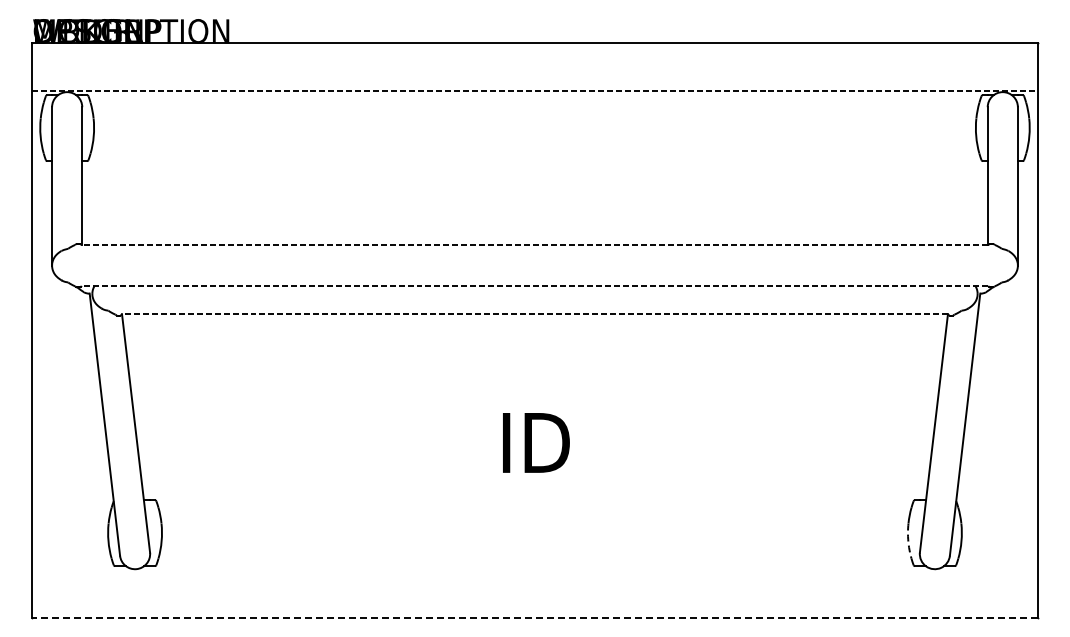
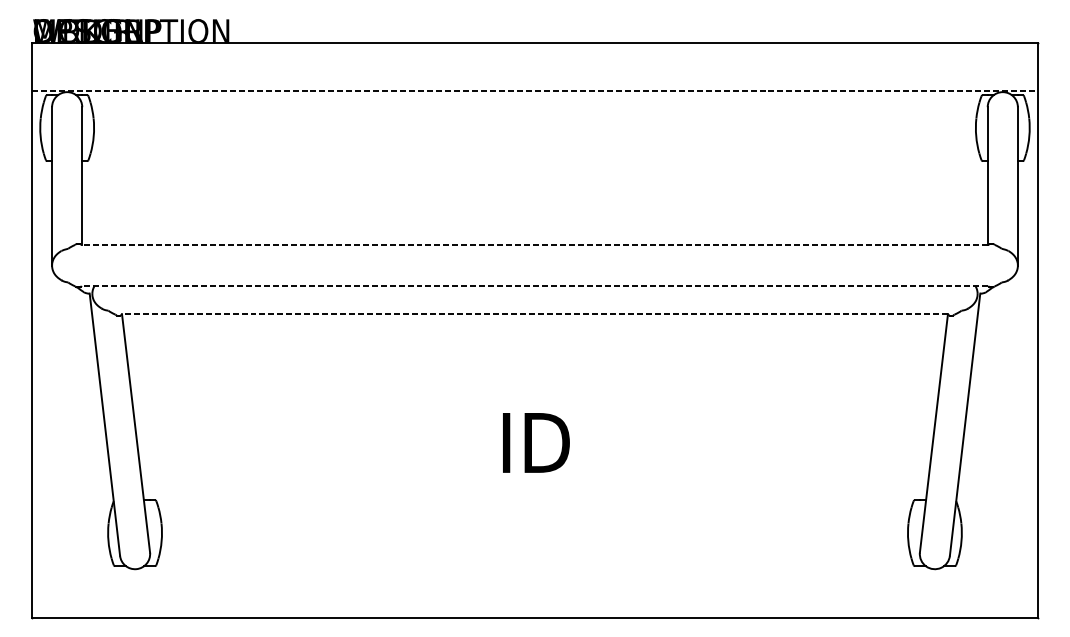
arc: dashed -> solid (908, 541)
line: dashed -> solid (535, 618)
